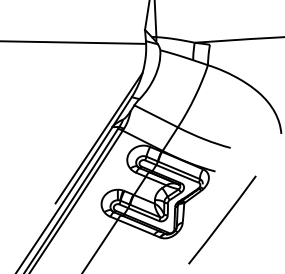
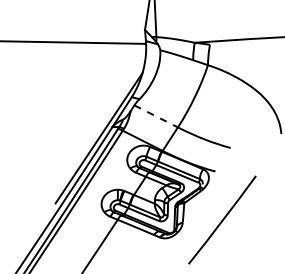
line: solid -> dashed (156, 116)
